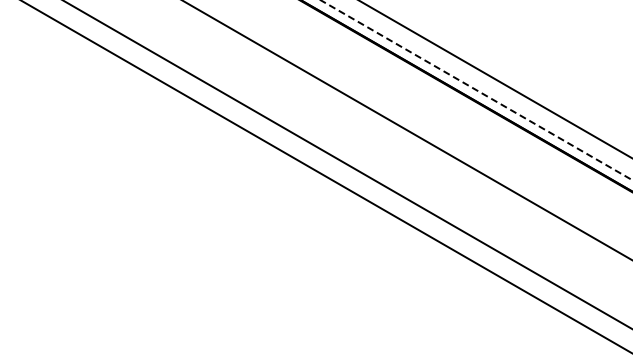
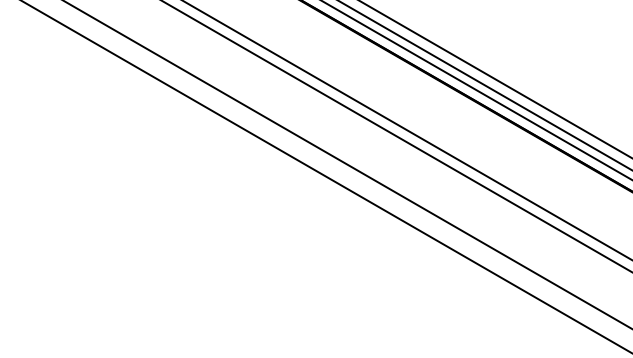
line: none -> present (485, 85)
line: dashed -> solid (476, 90)
line: none -> present (396, 136)
